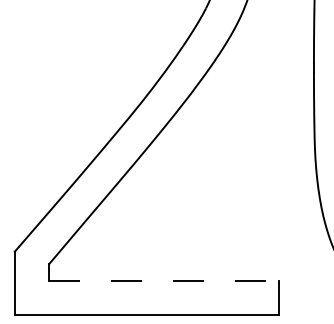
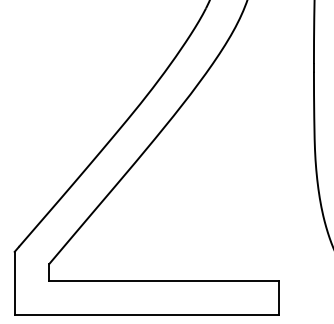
line: dashed -> solid (164, 280)
